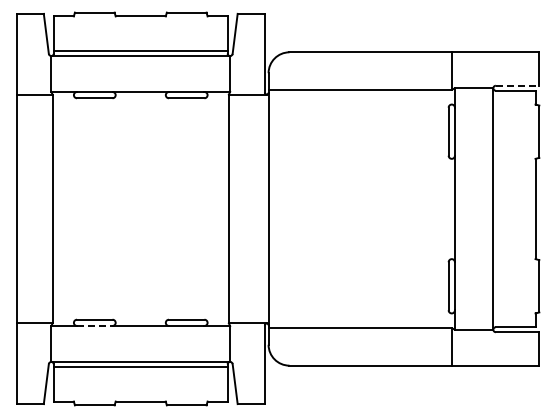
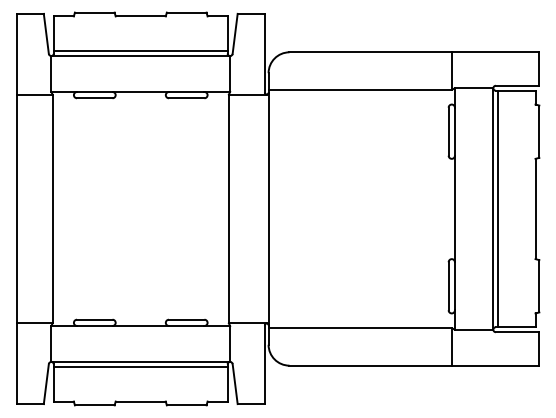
line: dashed -> solid (517, 85)
line: none -> present (498, 208)
line: dashed -> solid (94, 325)
